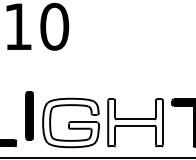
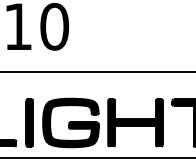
line: none -> present (97, 71)
part position: (29, 115) -> (29, 122) (29, 122)
fill: none -> present (70, 122)
fill: none -> present (135, 122)
